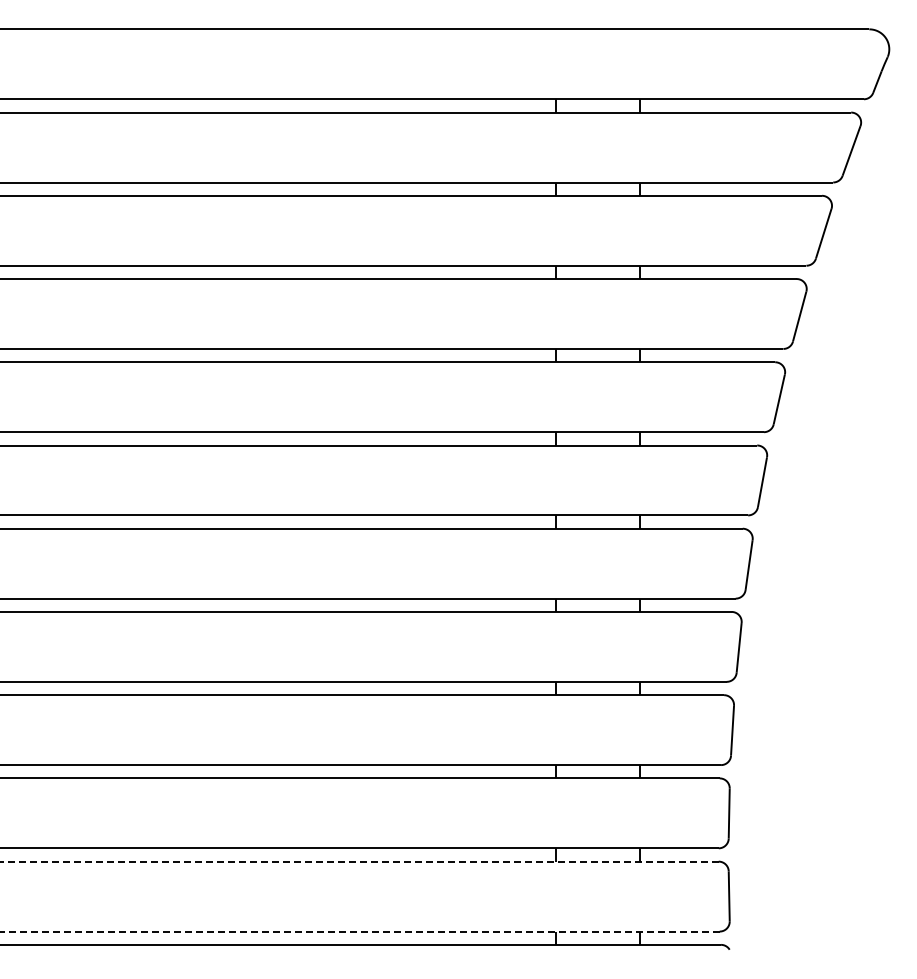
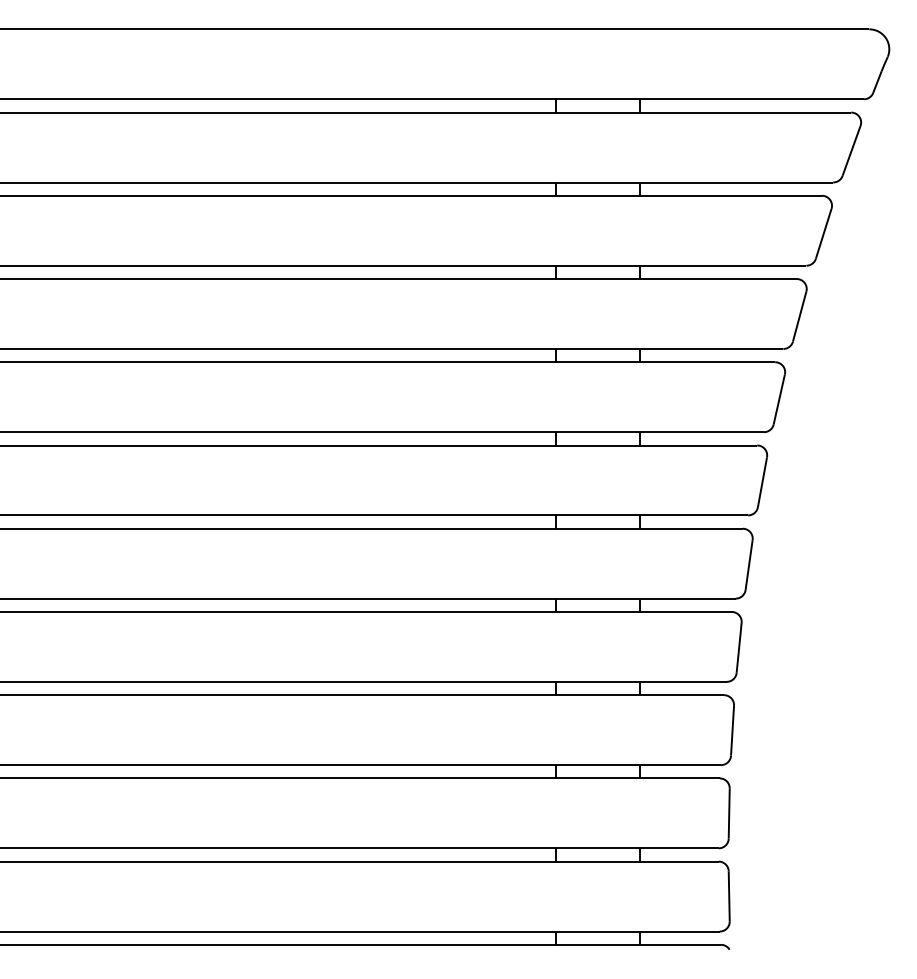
line: dashed -> solid (359, 861)
line: dashed -> solid (359, 931)
